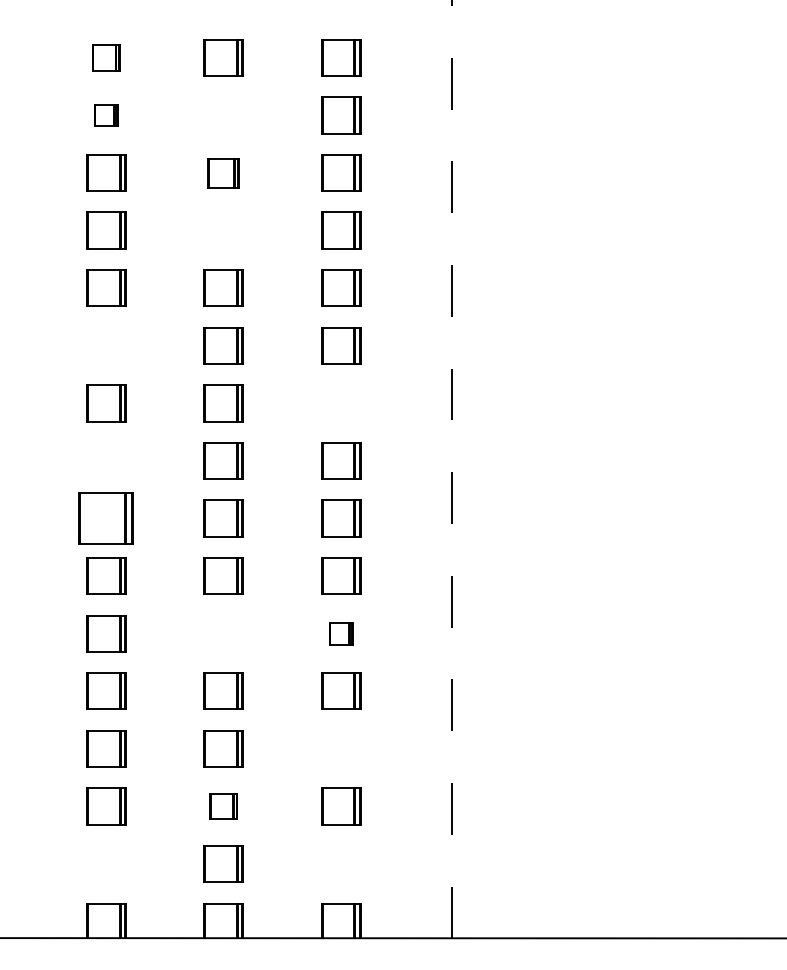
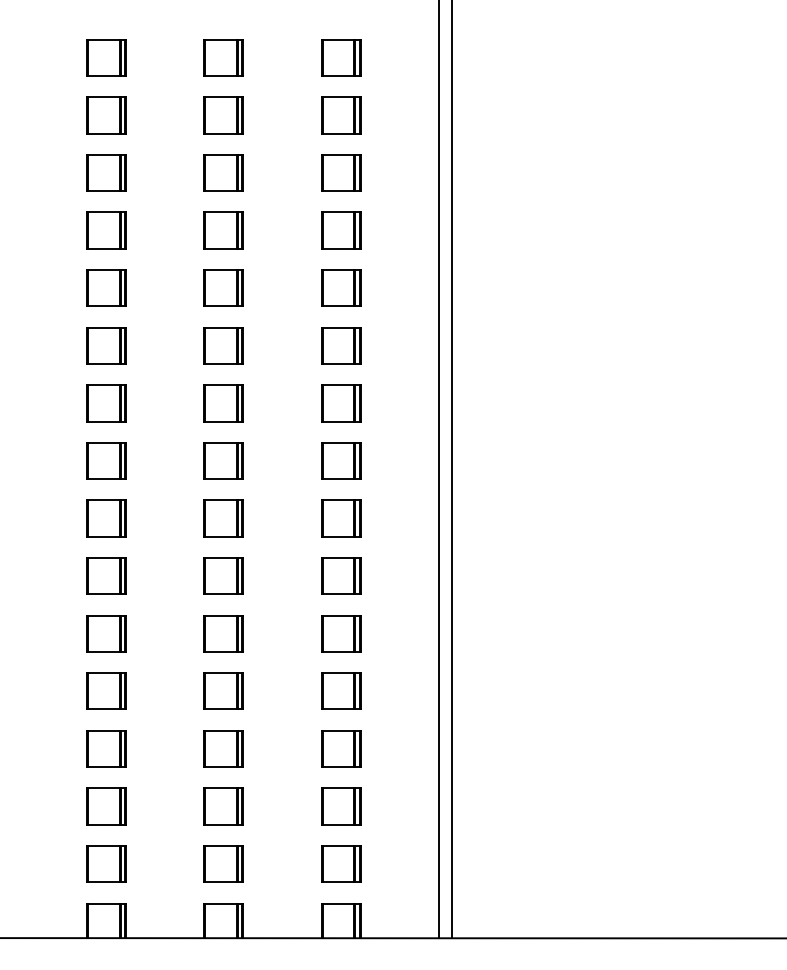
part size: 29x28 px -> 41x38 px (106, 57)
part size: 25x23 px -> 41x39 px (106, 115)
part: none -> present (223, 115)
part size: 33x31 px -> 41x38 px (223, 172)
part: none -> present (223, 230)
part: none -> present (106, 345)
part: none -> present (341, 403)
part: none -> present (106, 460)
line: dashed -> solid (451, 469)
line: none -> present (439, 470)
part size: 56x53 px -> 41x39 px (106, 518)
part: none -> present (223, 633)
part size: 25x24 px -> 41x38 px (341, 633)
part: none -> present (341, 748)
part size: 29x27 px -> 41x39 px (223, 806)
part: none -> present (106, 863)
part: none -> present (341, 863)
